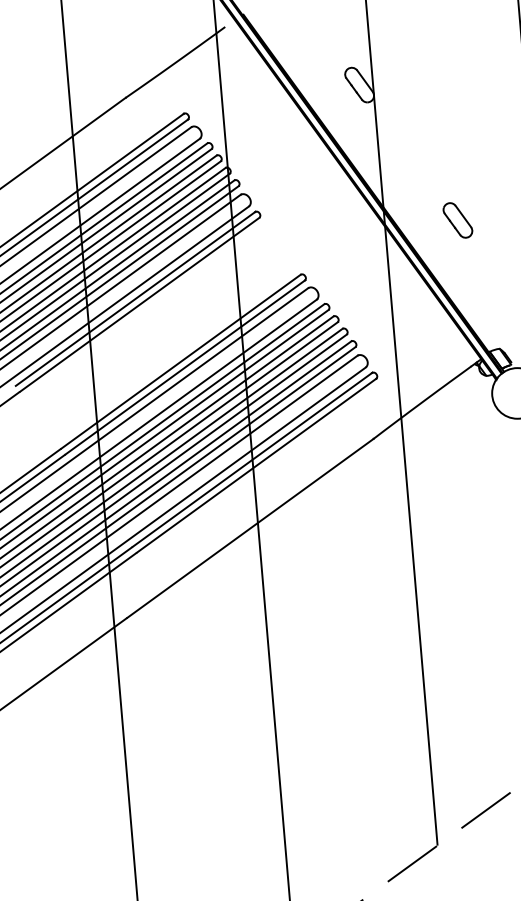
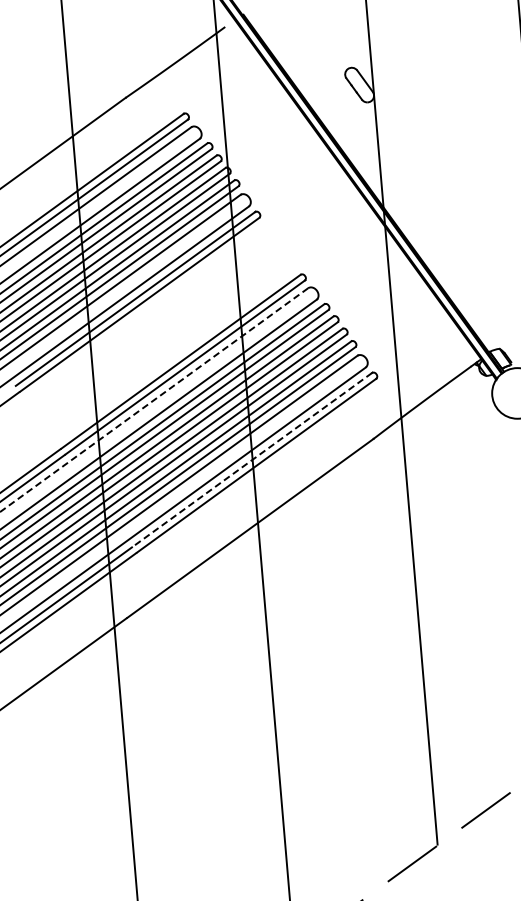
part: present -> none (457, 220)
line: solid -> dashed (154, 399)
line: solid -> dashed (252, 459)
